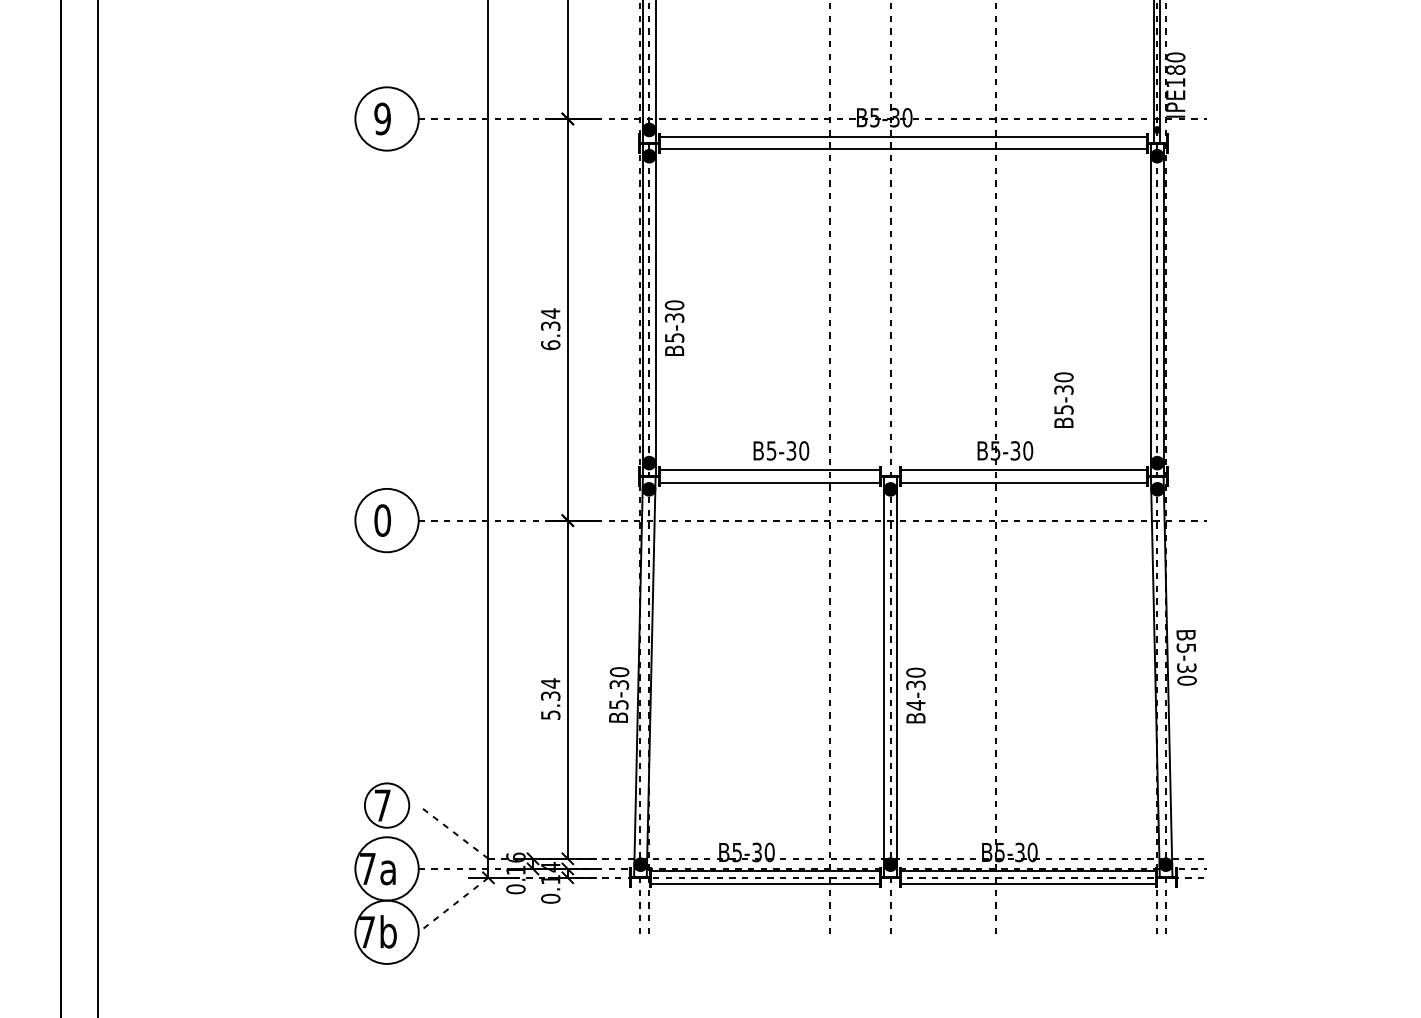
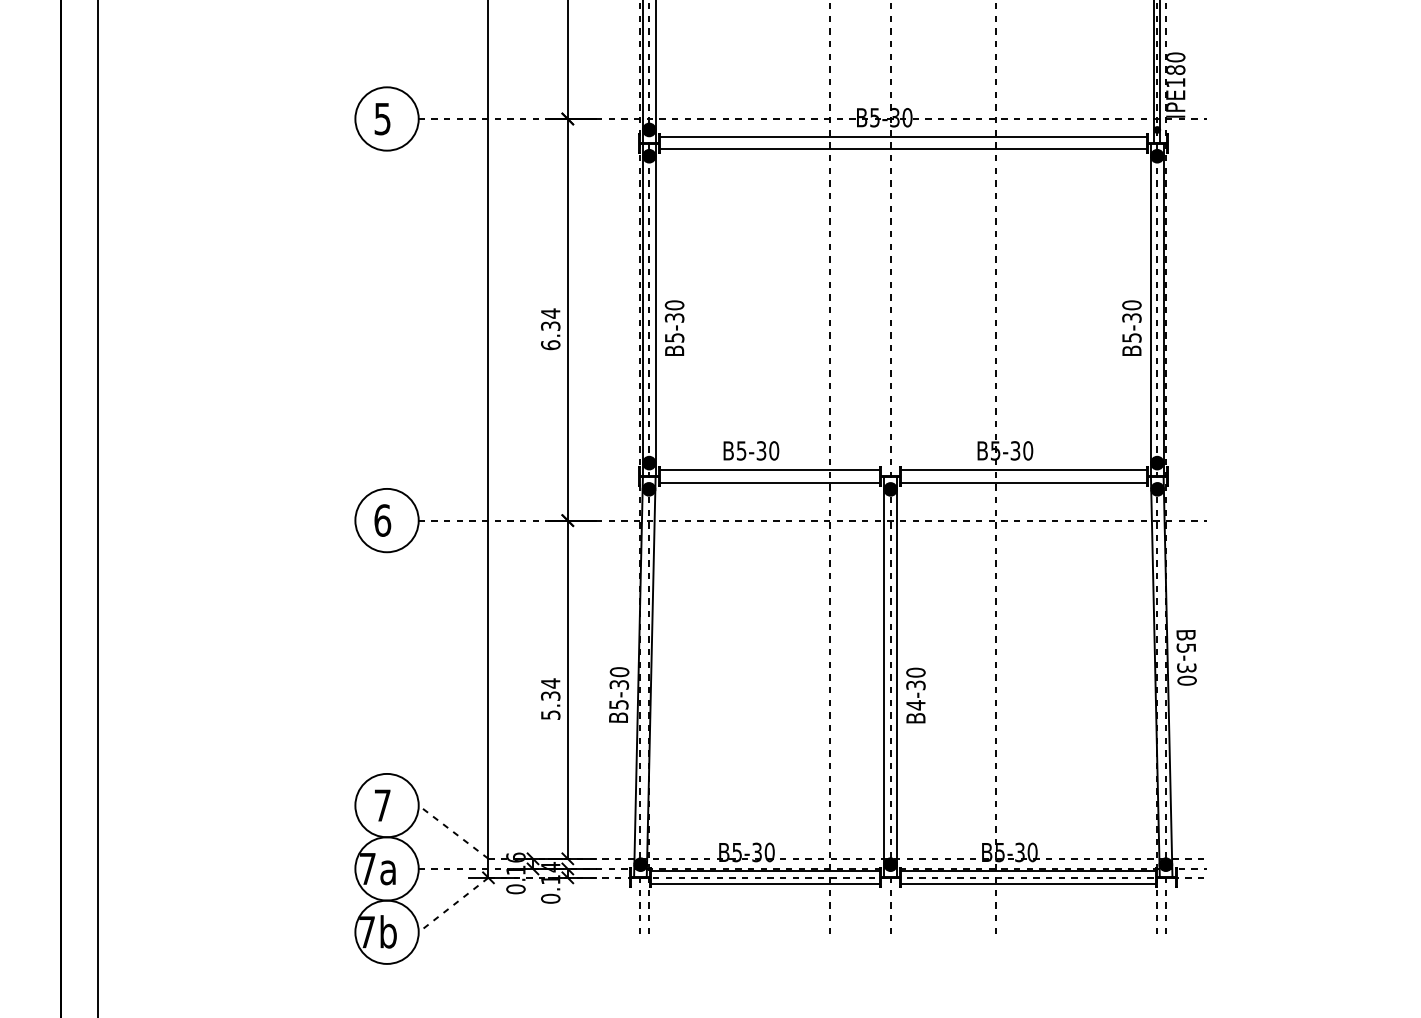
text: 9 -> 5 (382, 118)
text position: (1063, 399) -> (1131, 327) (1131, 327)
text position: (781, 450) -> (751, 450) (751, 450)
text: 0 -> 6 (382, 520)
circle diameter: 44 px -> 63 px (386, 805)
